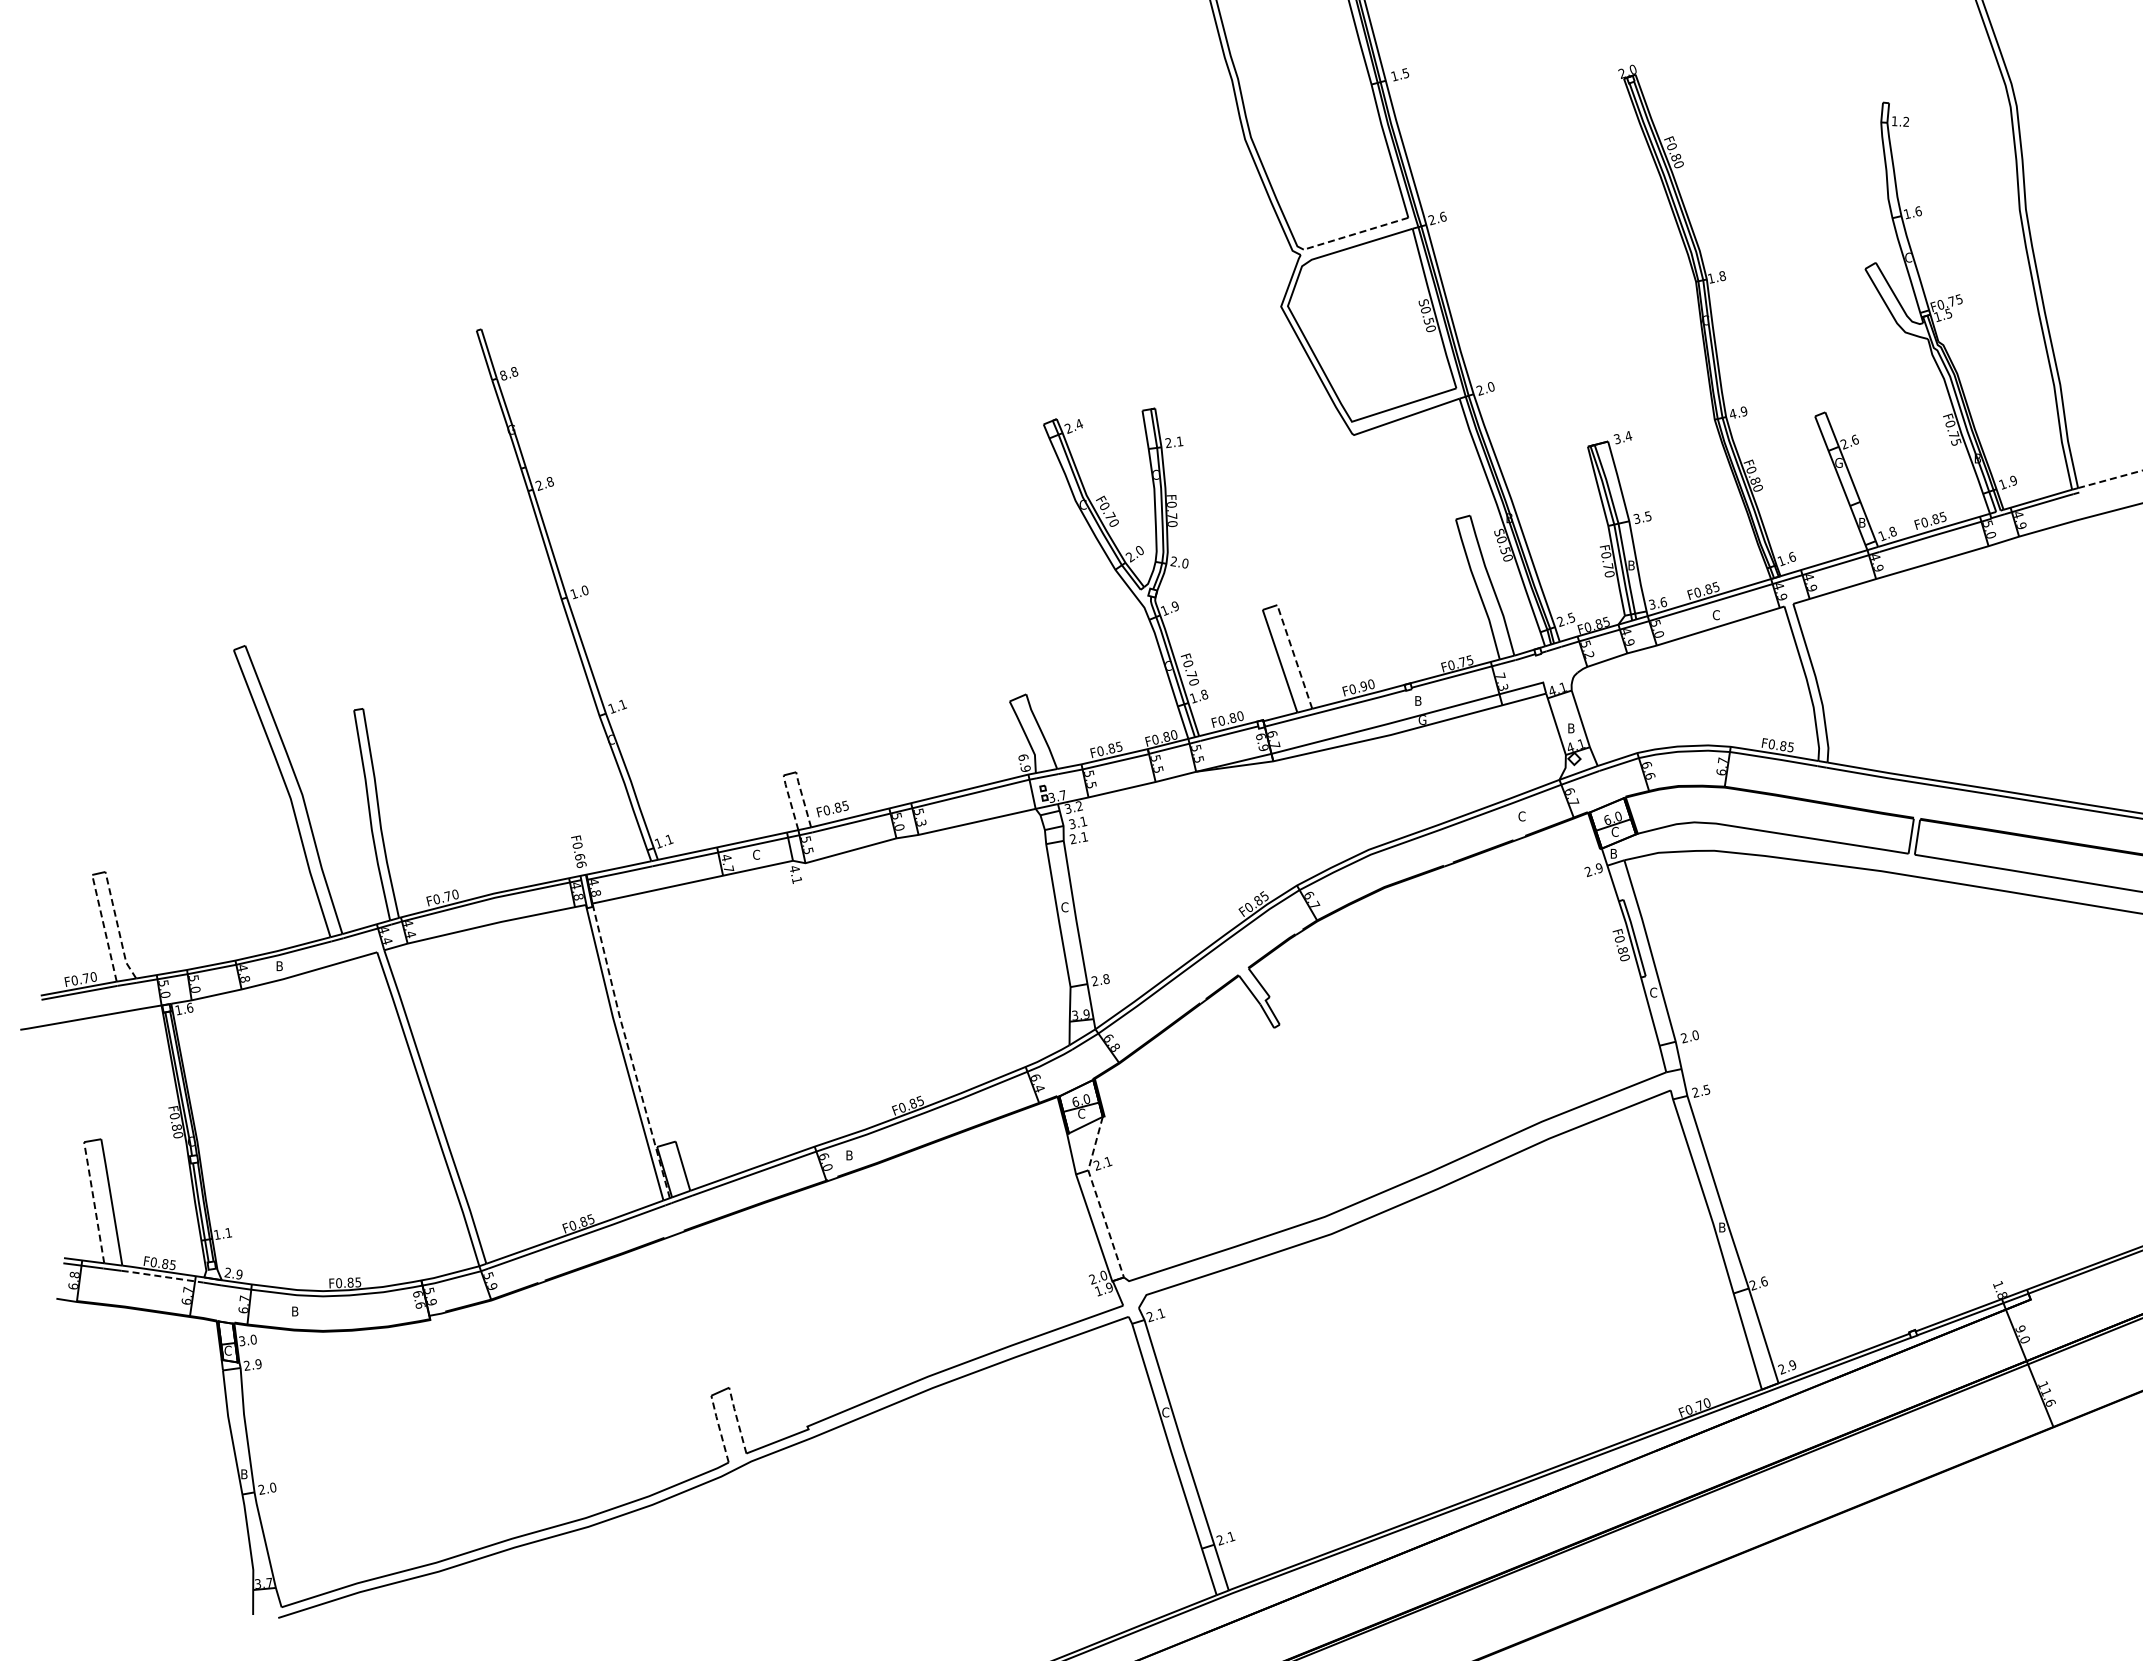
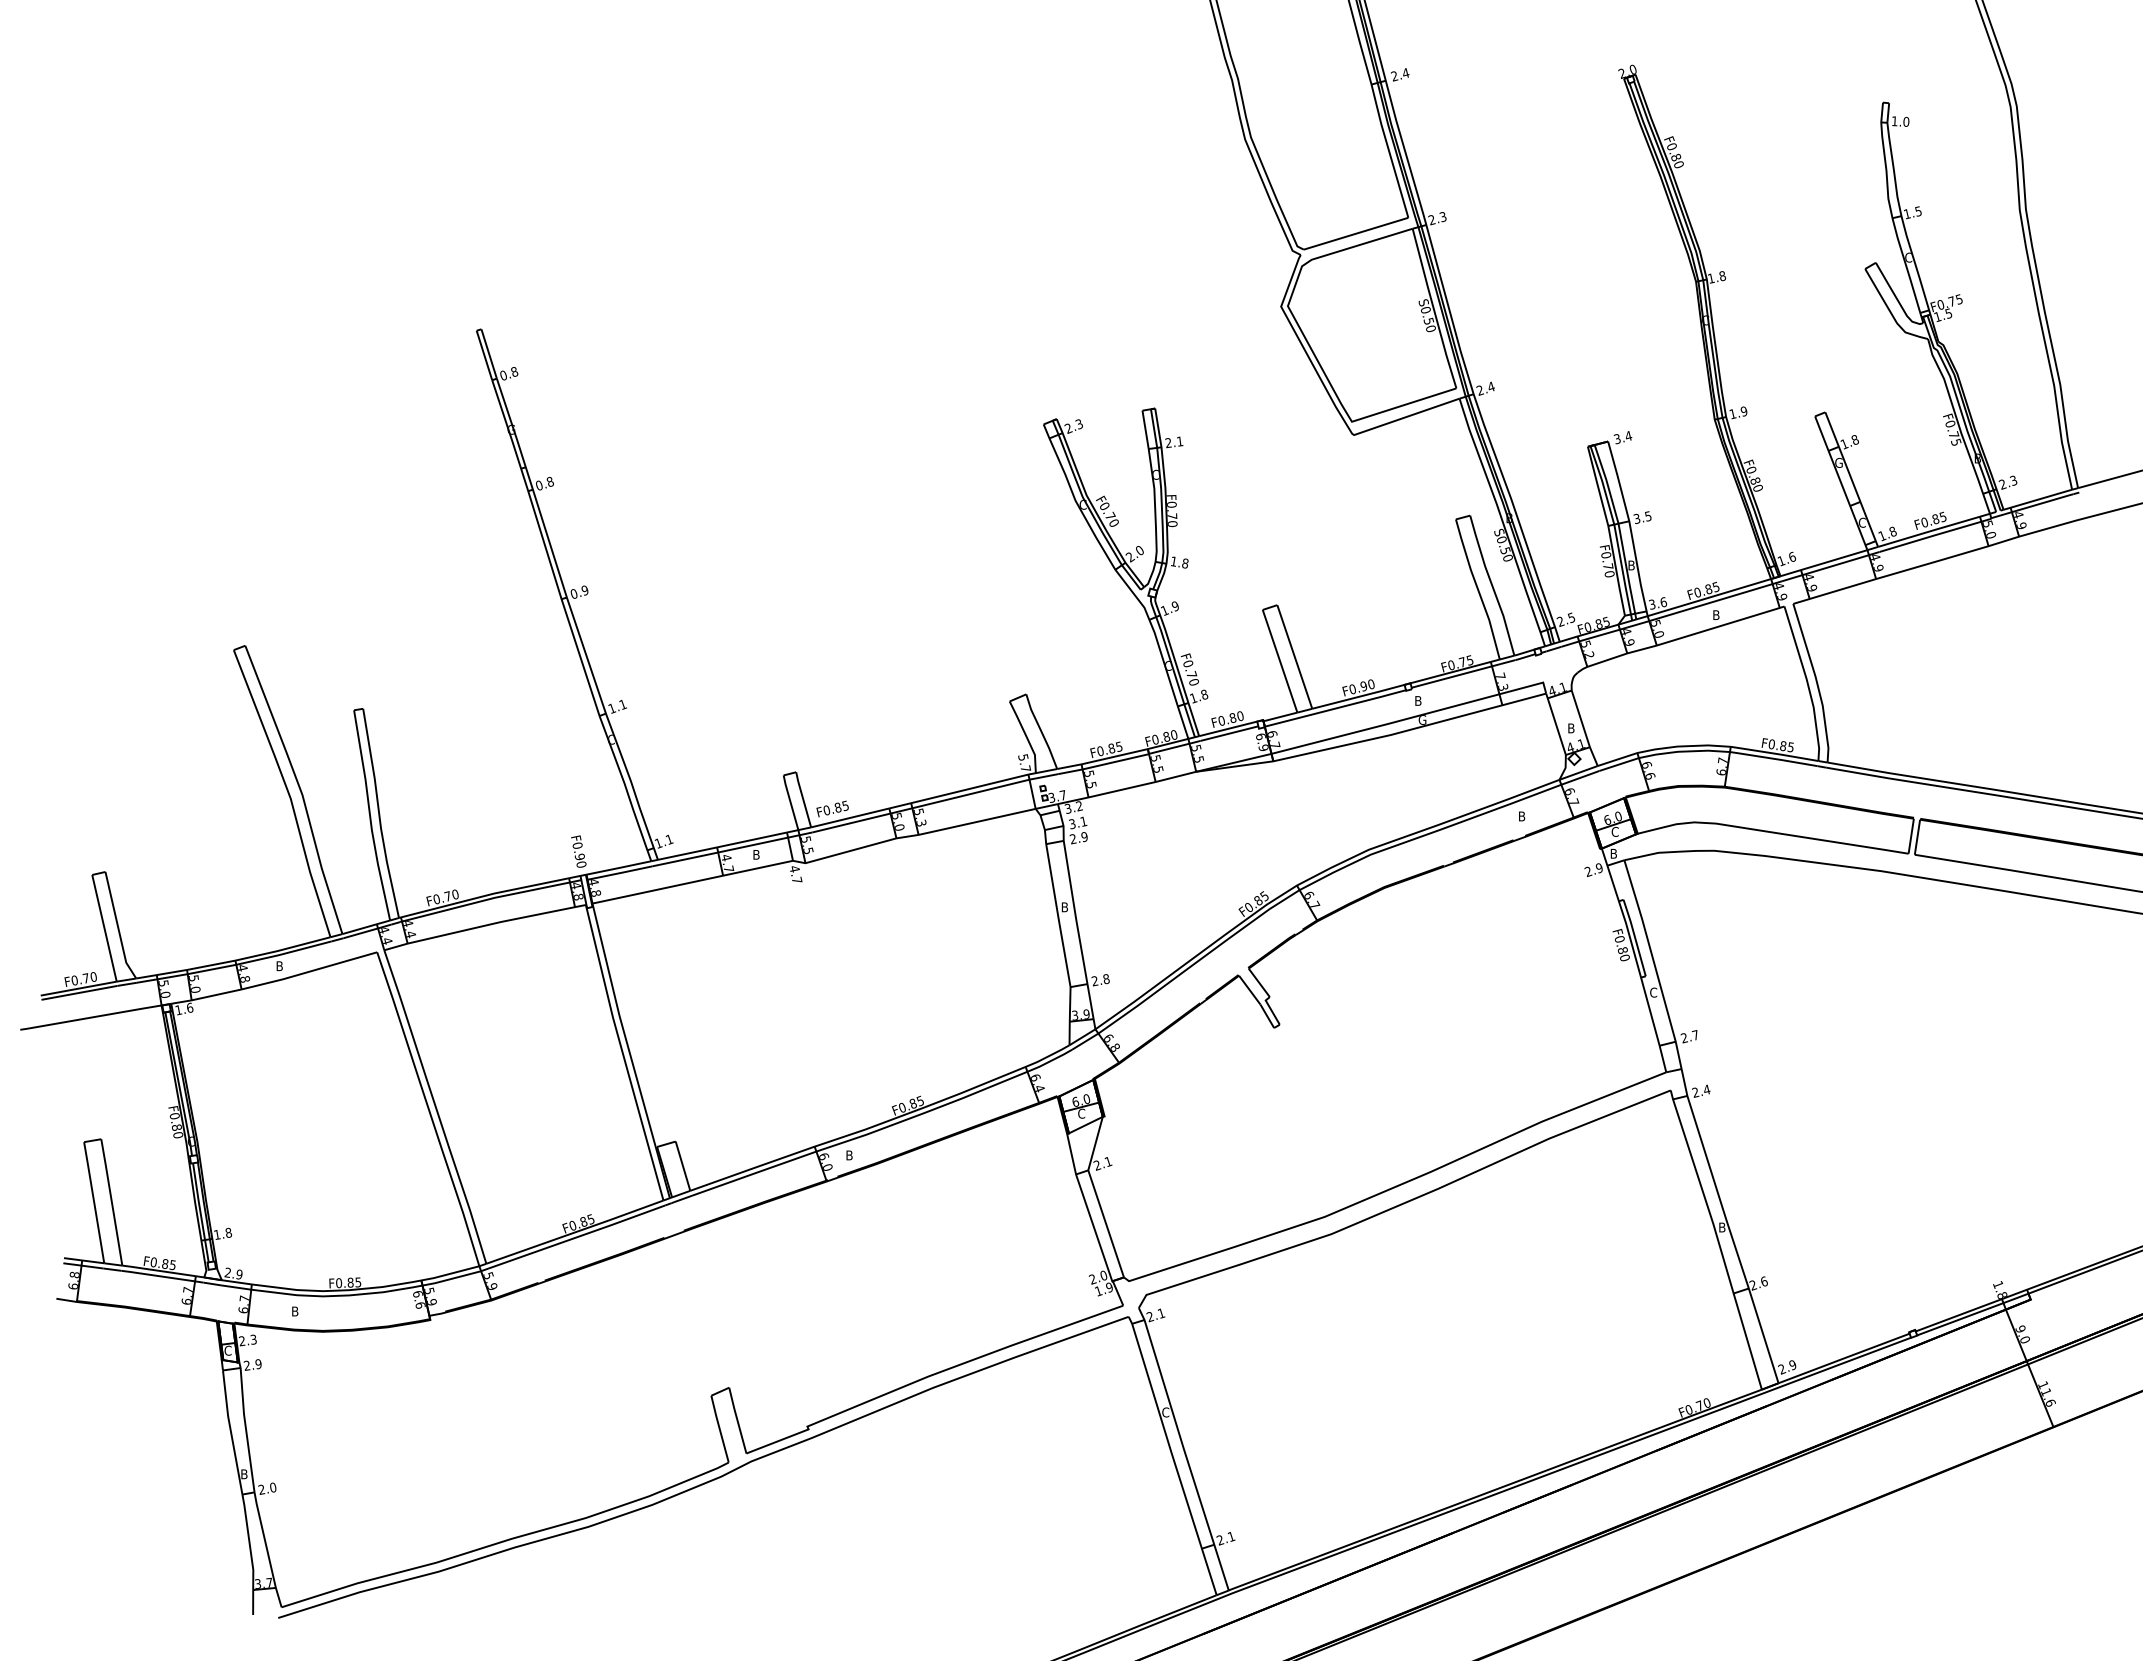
text: 1.5 -> 2.4 (1400, 74)
text: 1.2 -> 1.0 (1906, 121)
text: 1.6 -> 1.5 (1918, 211)
text: 2.6 -> 2.3 (1442, 216)
line: dashed -> solid (1356, 233)
text: 8.8 -> 0.8 (503, 375)
text: 2.0 -> 2.4 (1491, 386)
text: 4.9 -> 1.9 (1732, 414)
text: 2.4 -> 2.3 (1078, 424)
text: 2.6 -> 1.8 (1849, 441)
line: dashed -> solid (2111, 479)
text: 1.9 -> 2.3 (2007, 482)
text: 2.8 -> 0.8 (539, 485)
text: B -> C (1861, 522)
text: 2.0 -> 1.8 (1179, 562)
text: 1.0 -> 0.9 (579, 592)
text: C -> B (1715, 615)
line: dashed -> solid (1294, 656)
text: 6.9 -> 5.7 (1024, 762)
line: dashed -> solid (803, 798)
line: dashed -> solid (790, 801)
text: C -> B (1521, 816)
text: 2.1 -> 2.9 (1084, 837)
text: C -> B (756, 854)
text: F0.66 -> F0.90 (580, 860)
text: 4.1 -> 4.7 (797, 879)
text: C -> B (1064, 907)
line: dashed -> solid (118, 927)
line: dashed -> solid (104, 928)
text: 2.0 -> 2.7 (1694, 1035)
line: dashed -> solid (629, 1051)
text: 2.5 -> 2.4 (1706, 1090)
line: dashed -> solid (1097, 1196)
line: dashed -> solid (94, 1202)
text: 1.1 -> 1.8 (228, 1232)
line: dashed -> solid (162, 1276)
text: 3.0 -> 2.3 (247, 1340)
line: dashed -> solid (737, 1420)
line: dashed -> solid (719, 1428)
